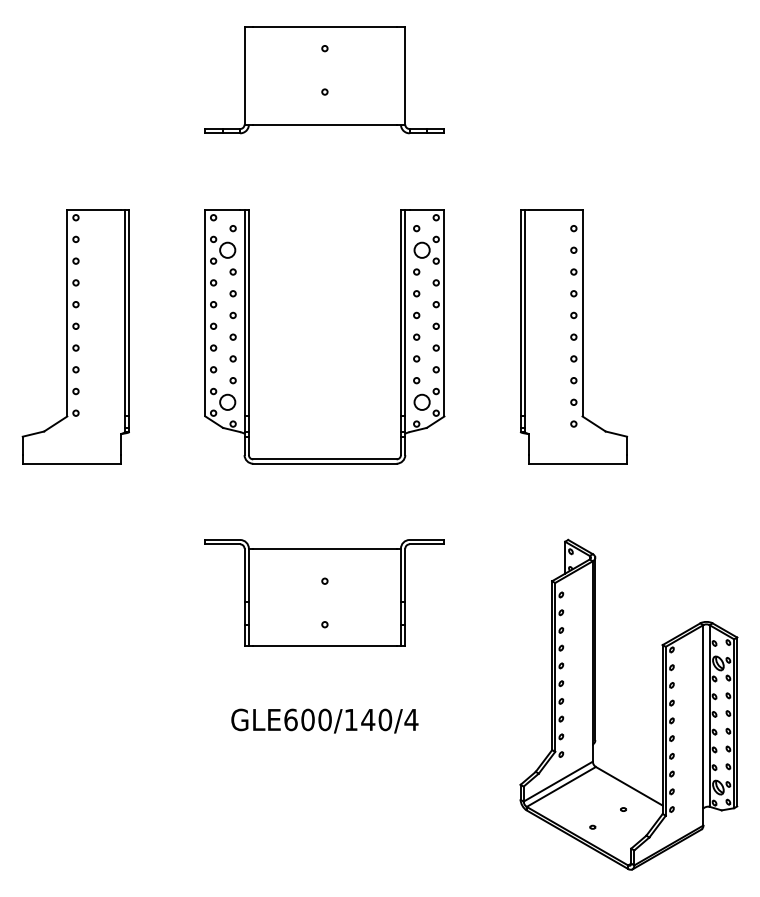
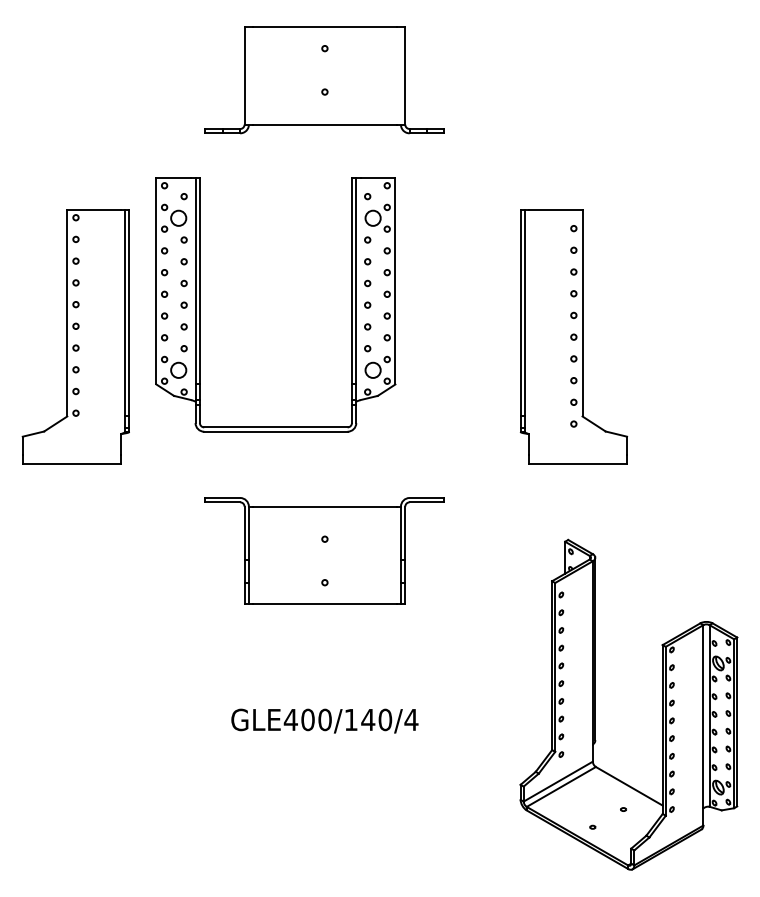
part position: (249, 336) -> (200, 304) (200, 304)
part position: (324, 592) -> (324, 550) (324, 550)
text: GLE600/140/4 -> GLE400/140/4 (290, 719)
